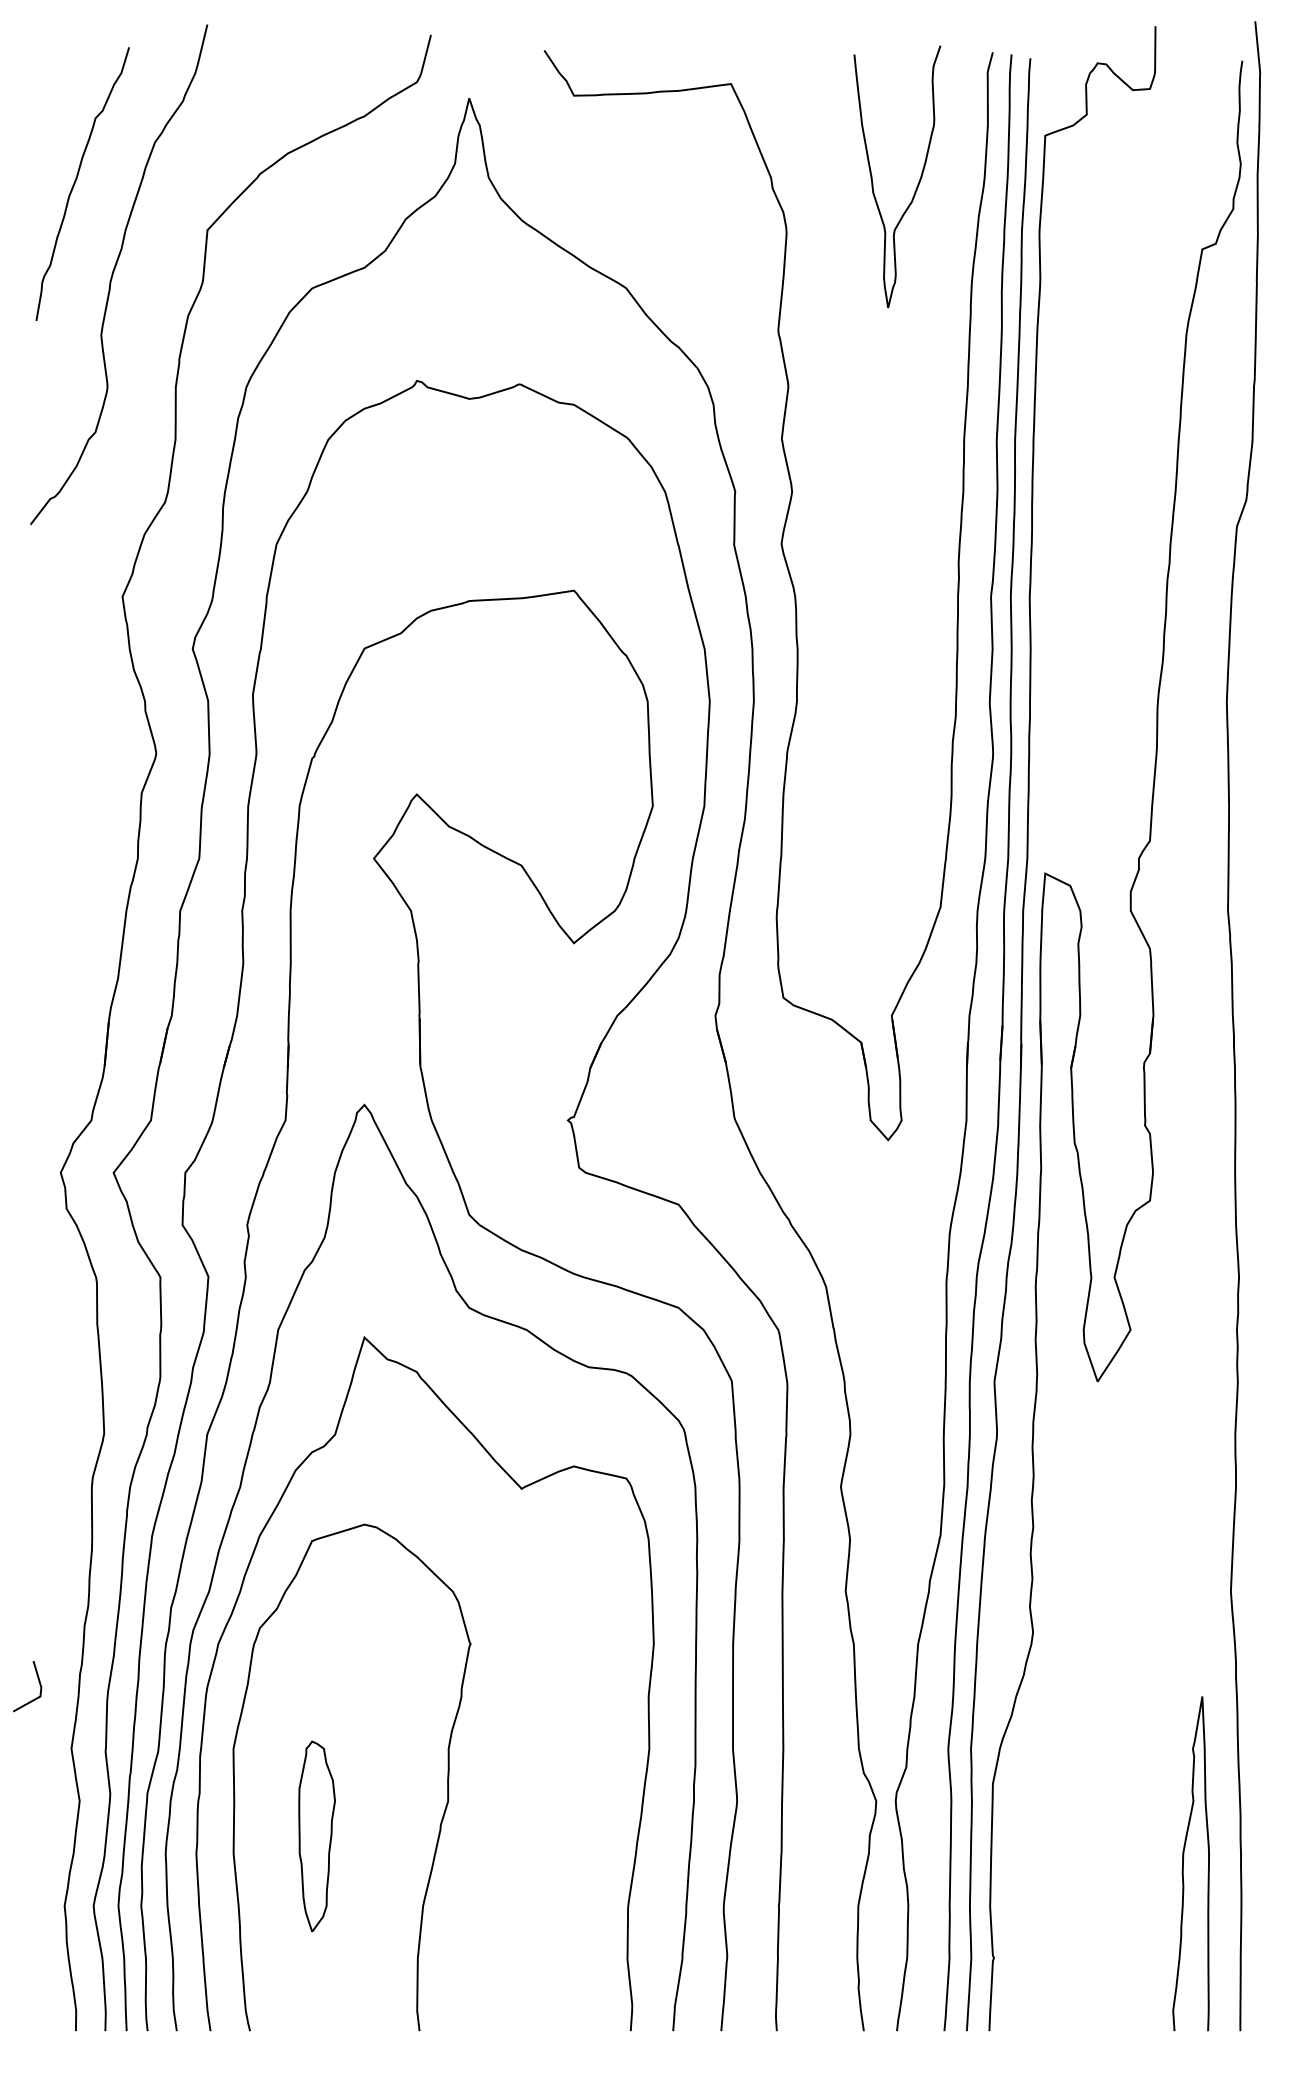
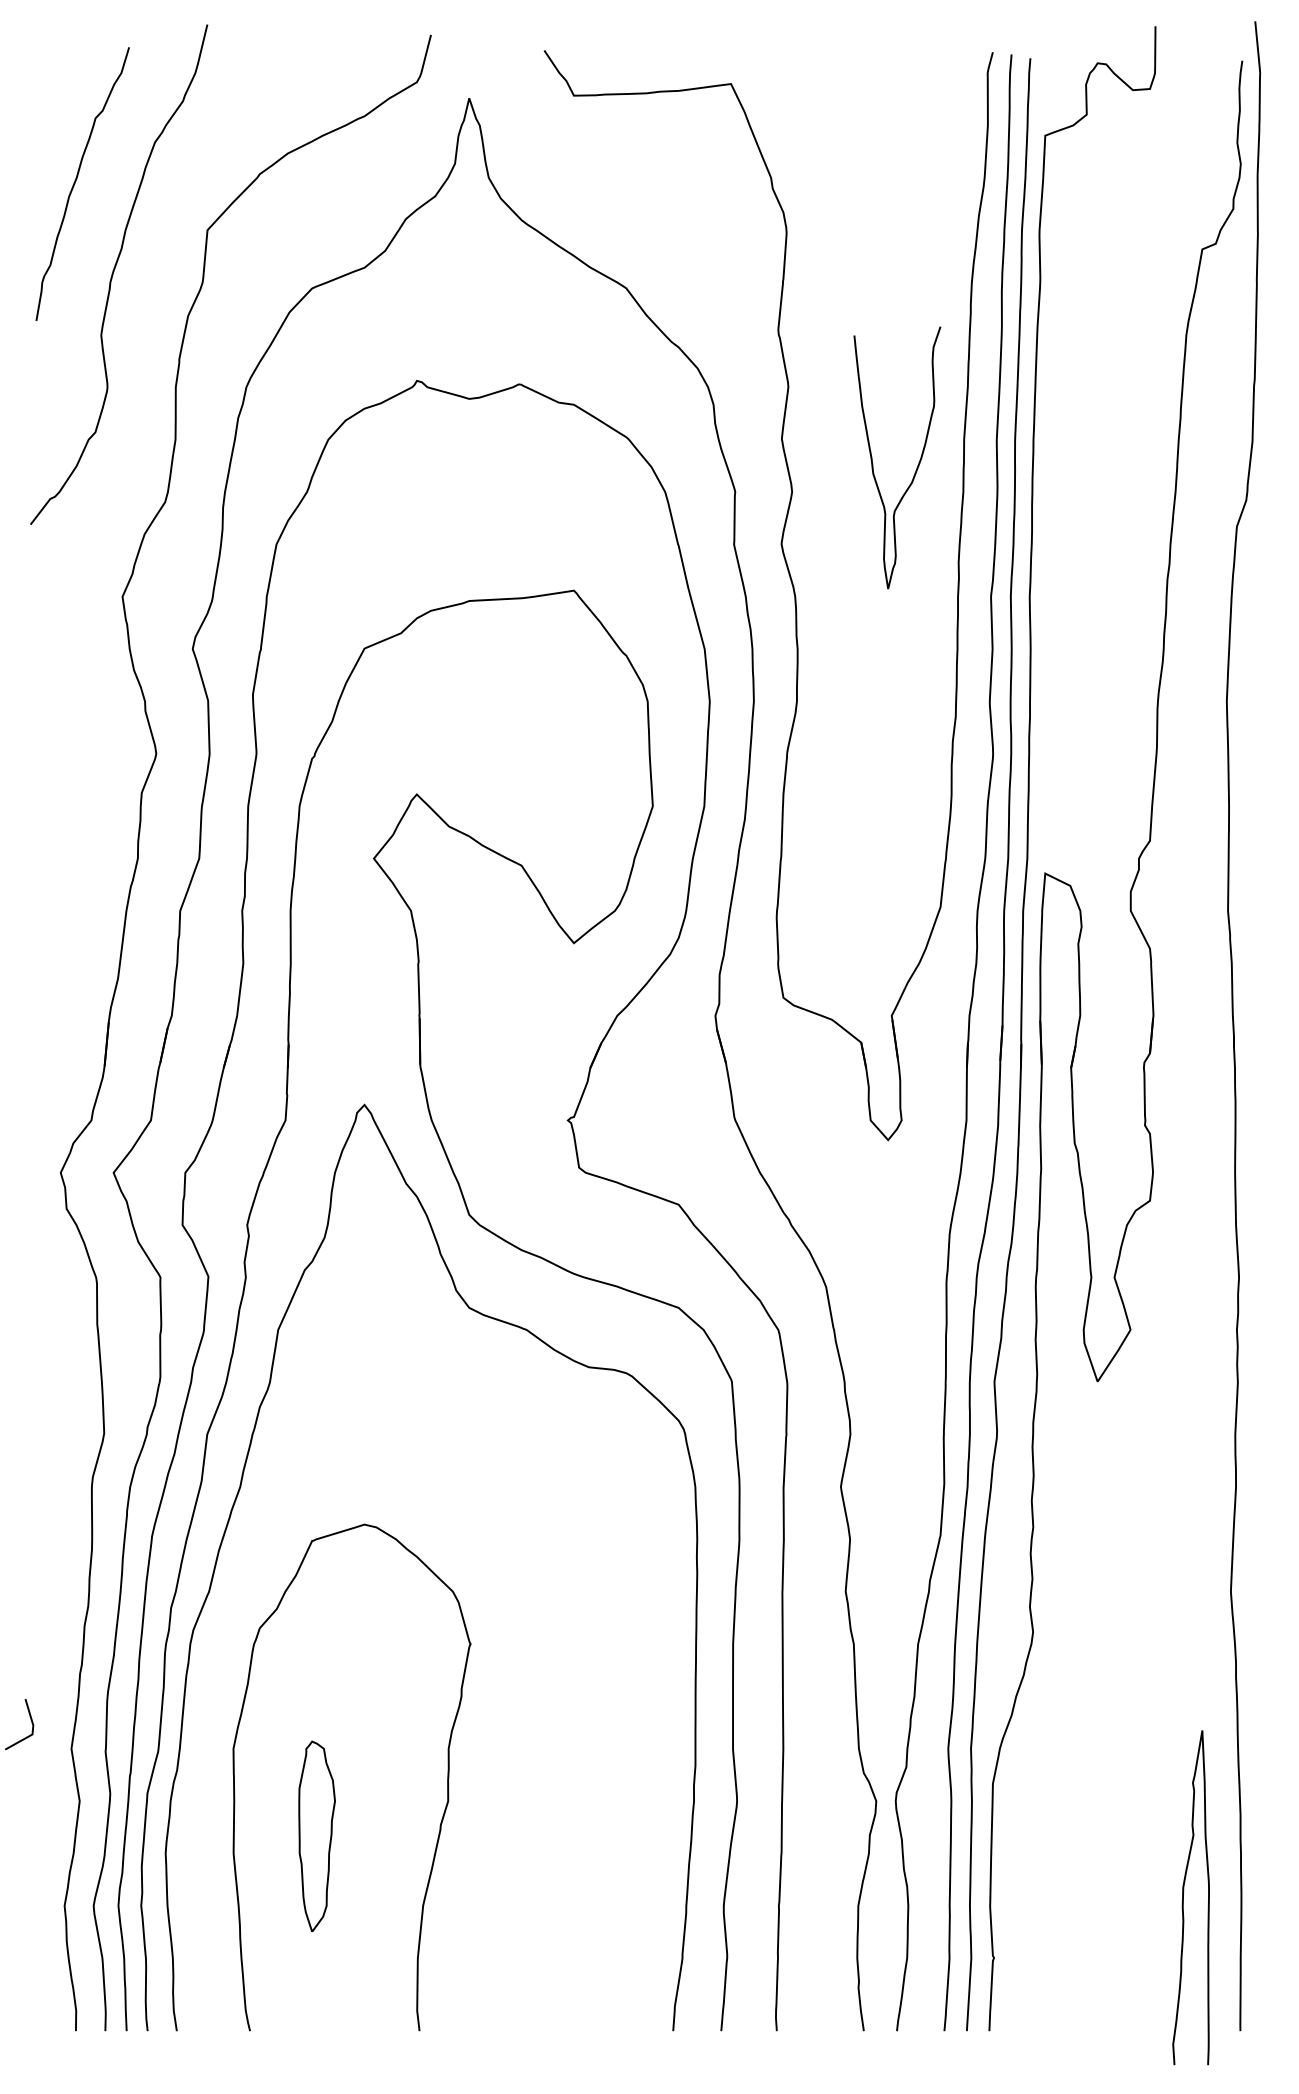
curve position: (916, 186) -> (916, 467) (916, 467)
curve: present -> none (232, 1615)
line position: (38, 1682) -> (30, 1720) (30, 1720)
curve position: (1183, 1863) -> (1183, 1897) (1183, 1897)
